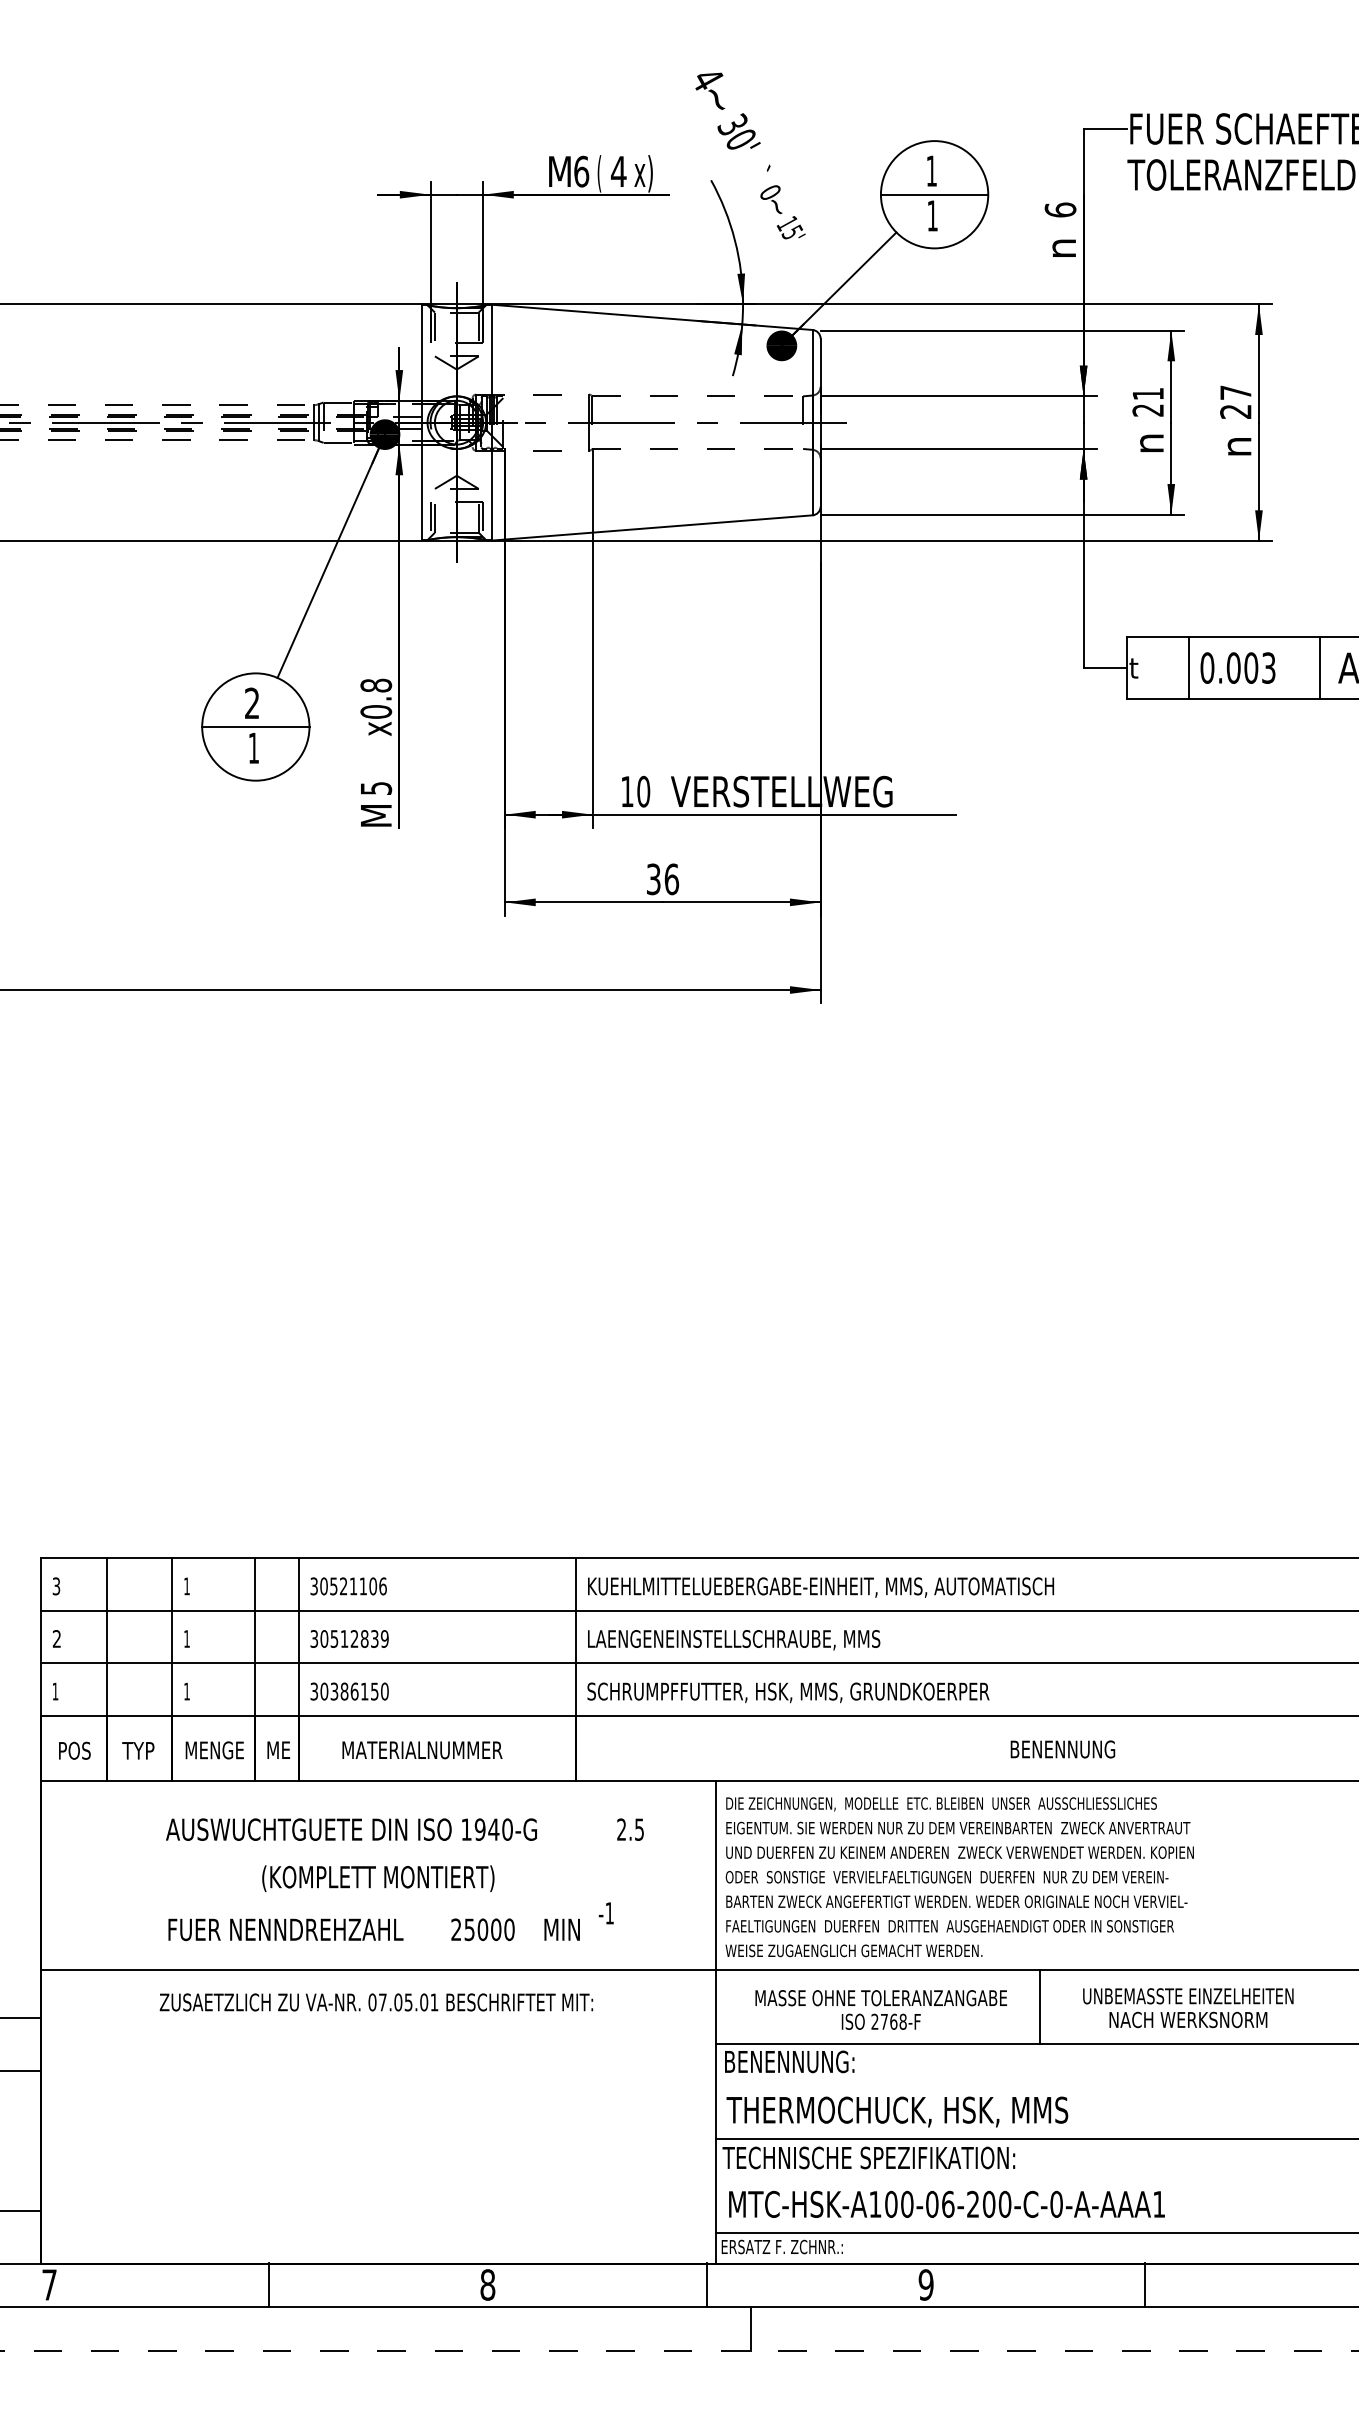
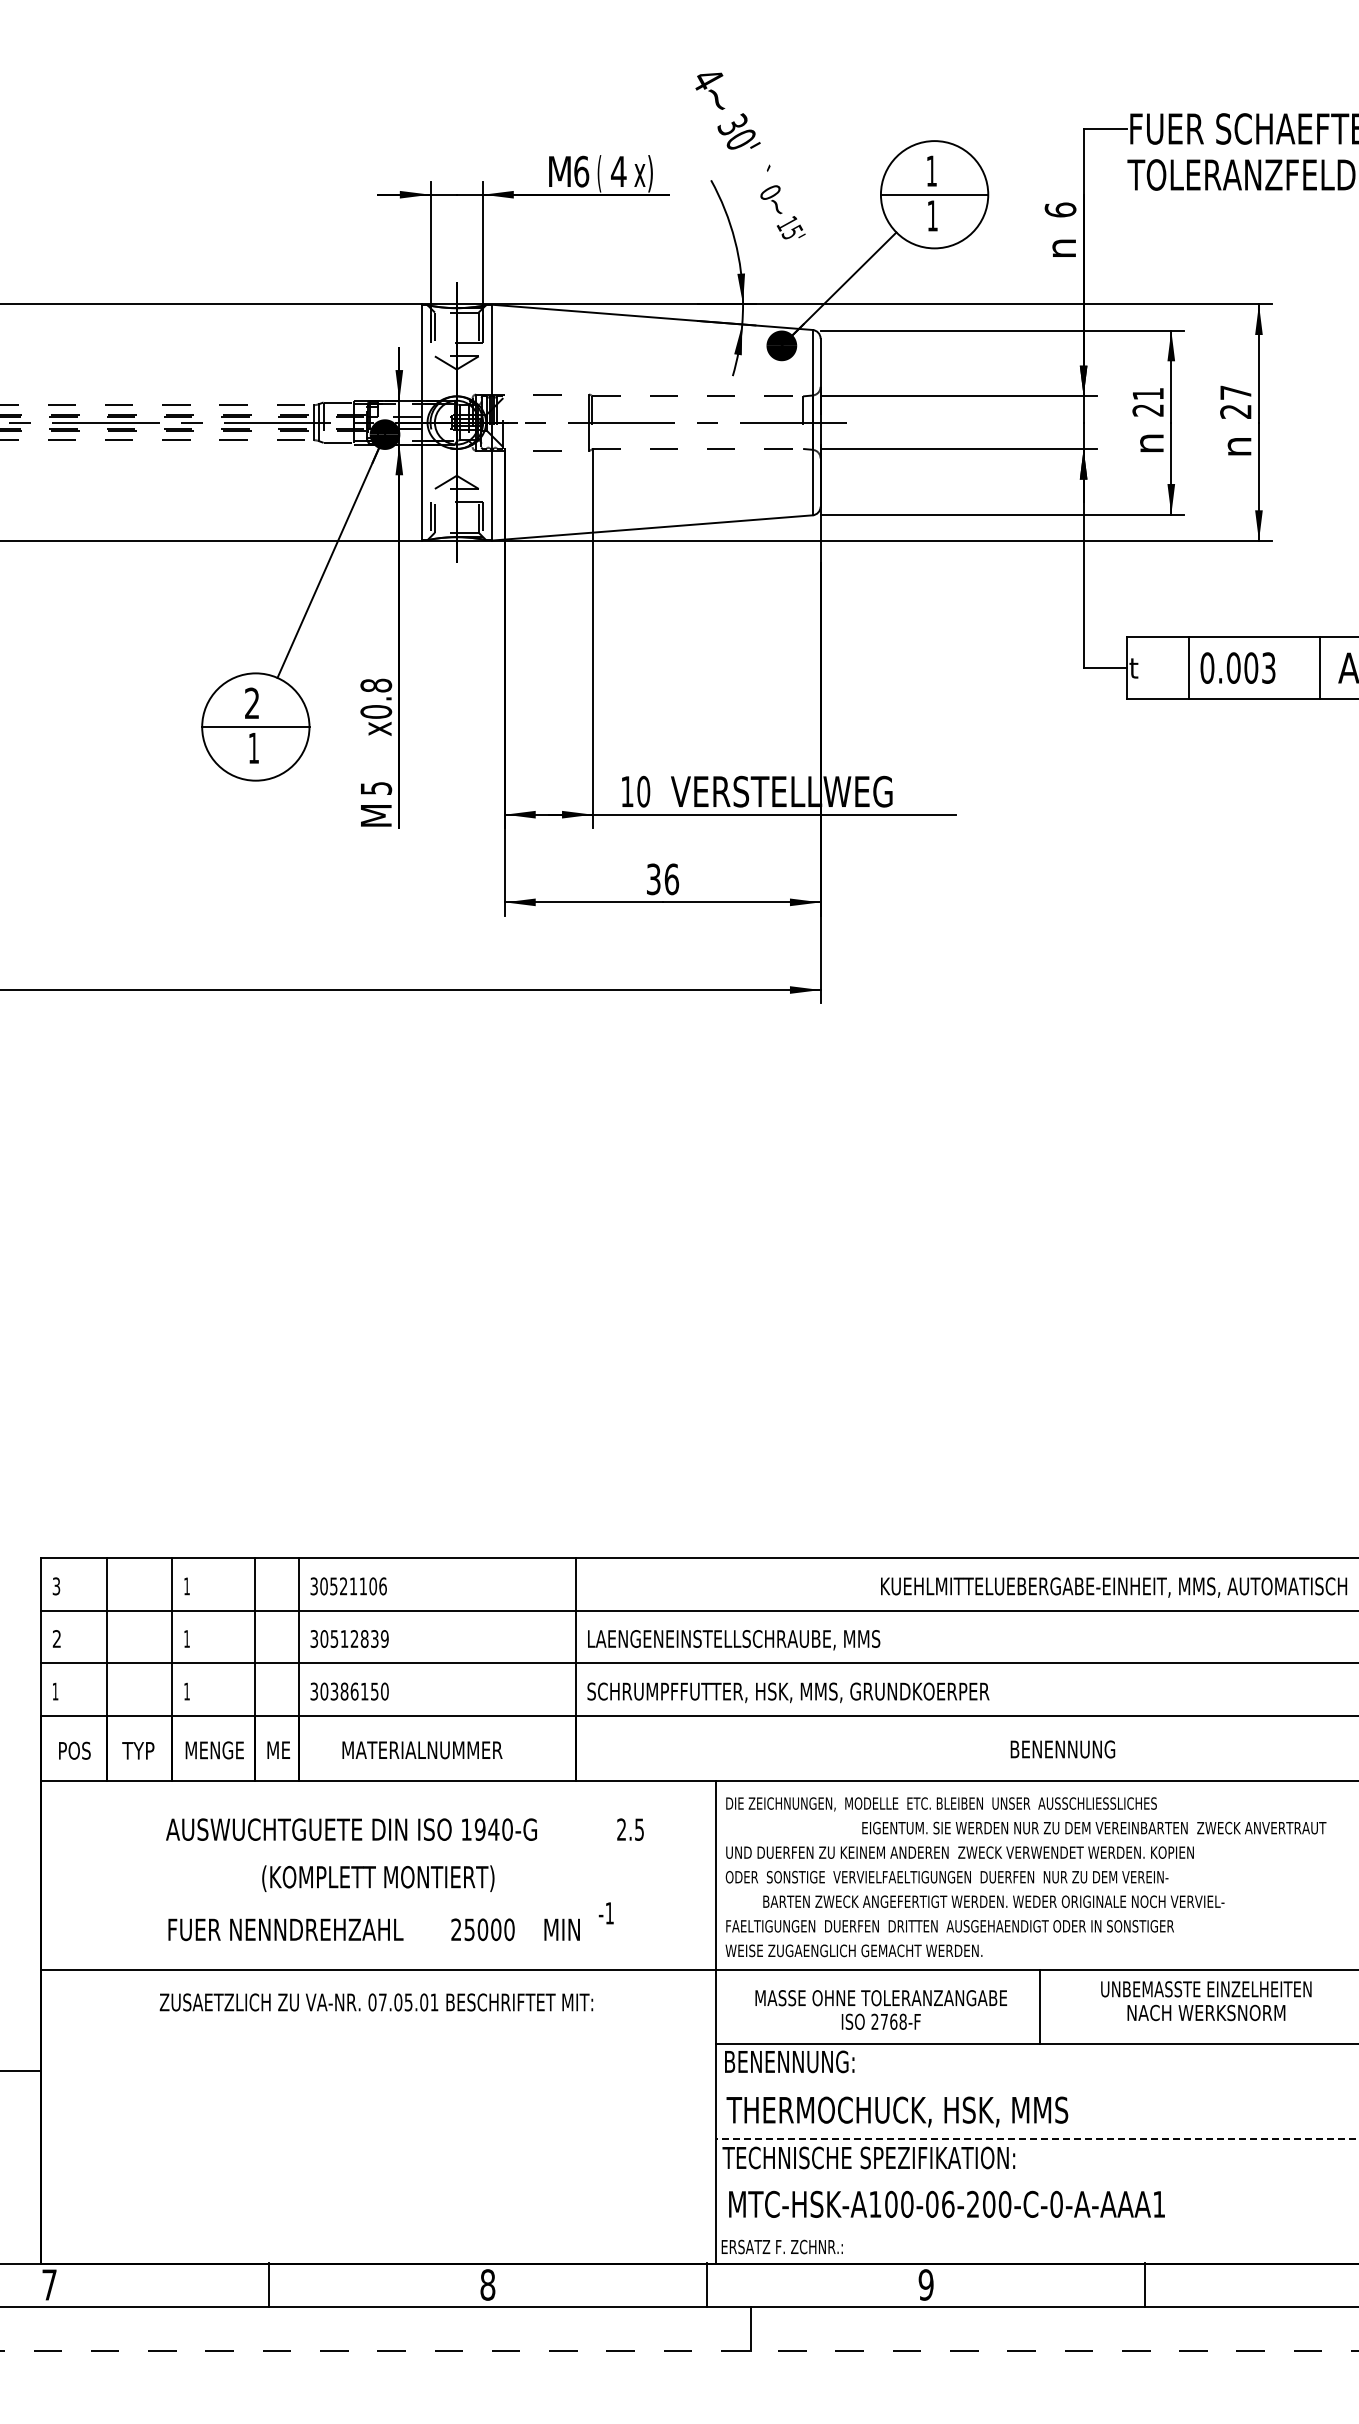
text position: (820, 1587) -> (1113, 1587) (1113, 1587)
text position: (958, 1827) -> (1094, 1827) (1094, 1827)
text position: (956, 1901) -> (993, 1901) (993, 1901)
text position: (1188, 2008) -> (1206, 2001) (1206, 2001)
line: present -> none (21, 2018)
line: solid -> dashed (1036, 2138)
line: present -> none (21, 2211)
line: present -> none (1035, 2232)
